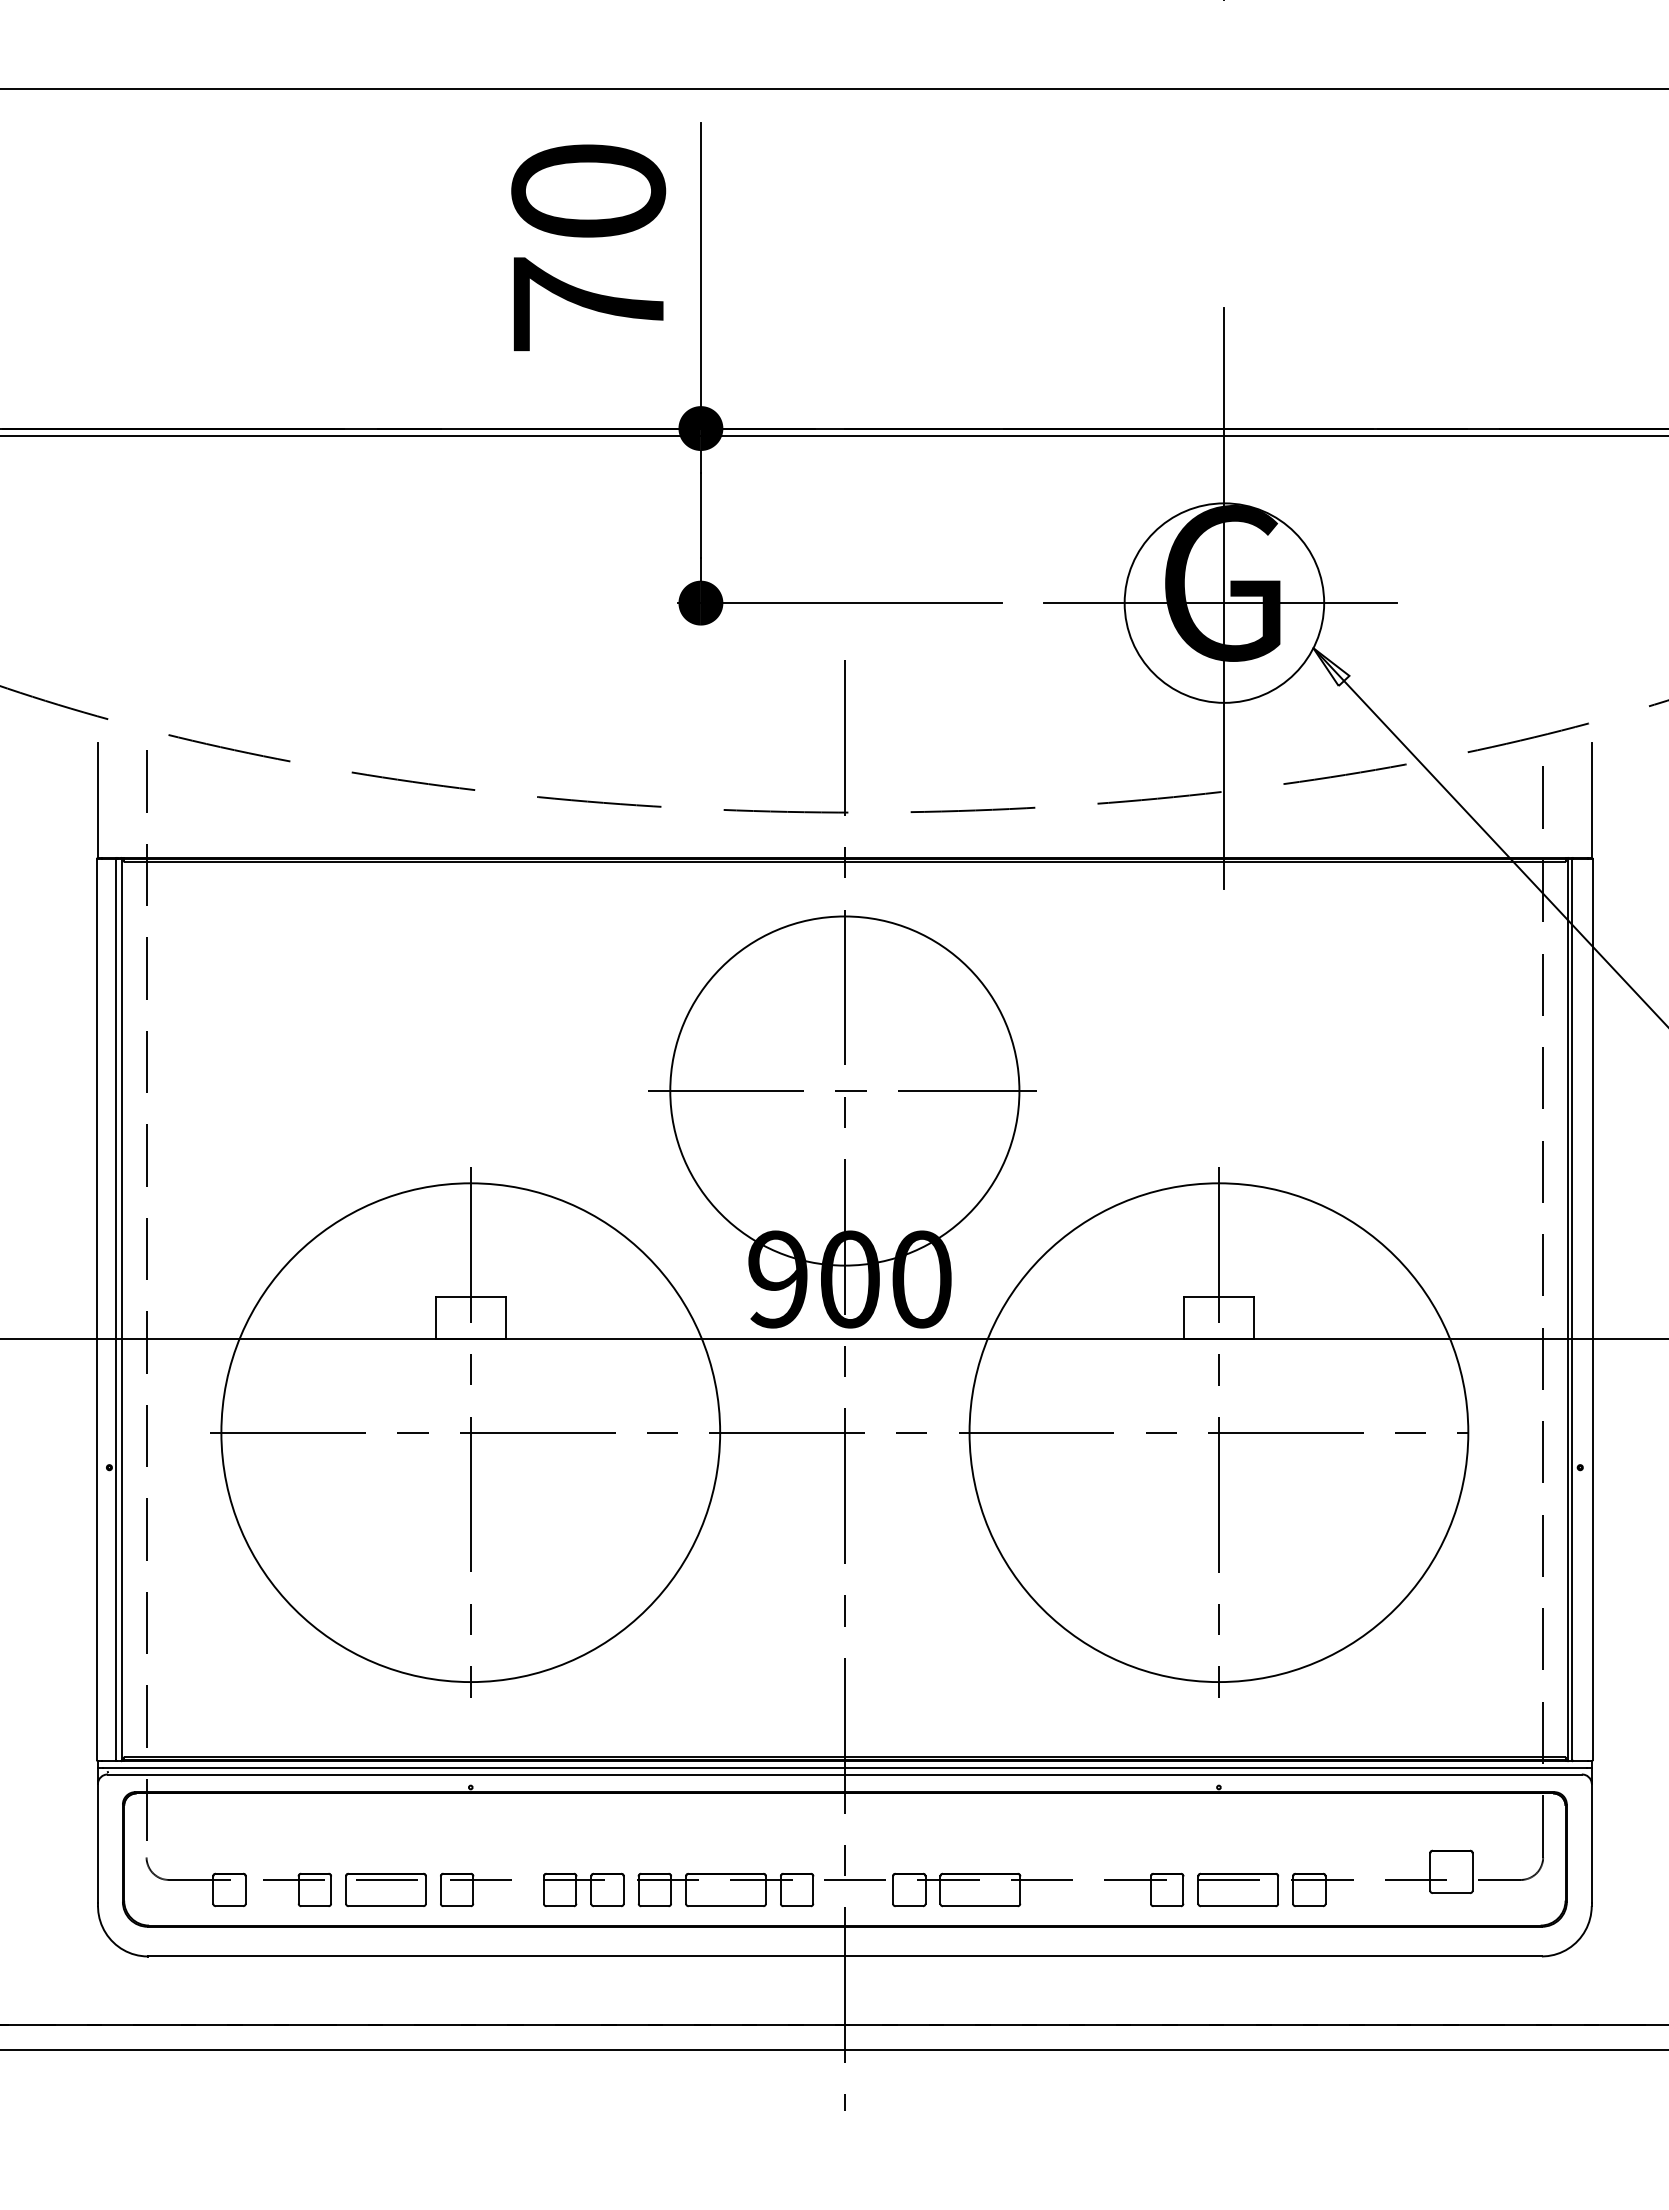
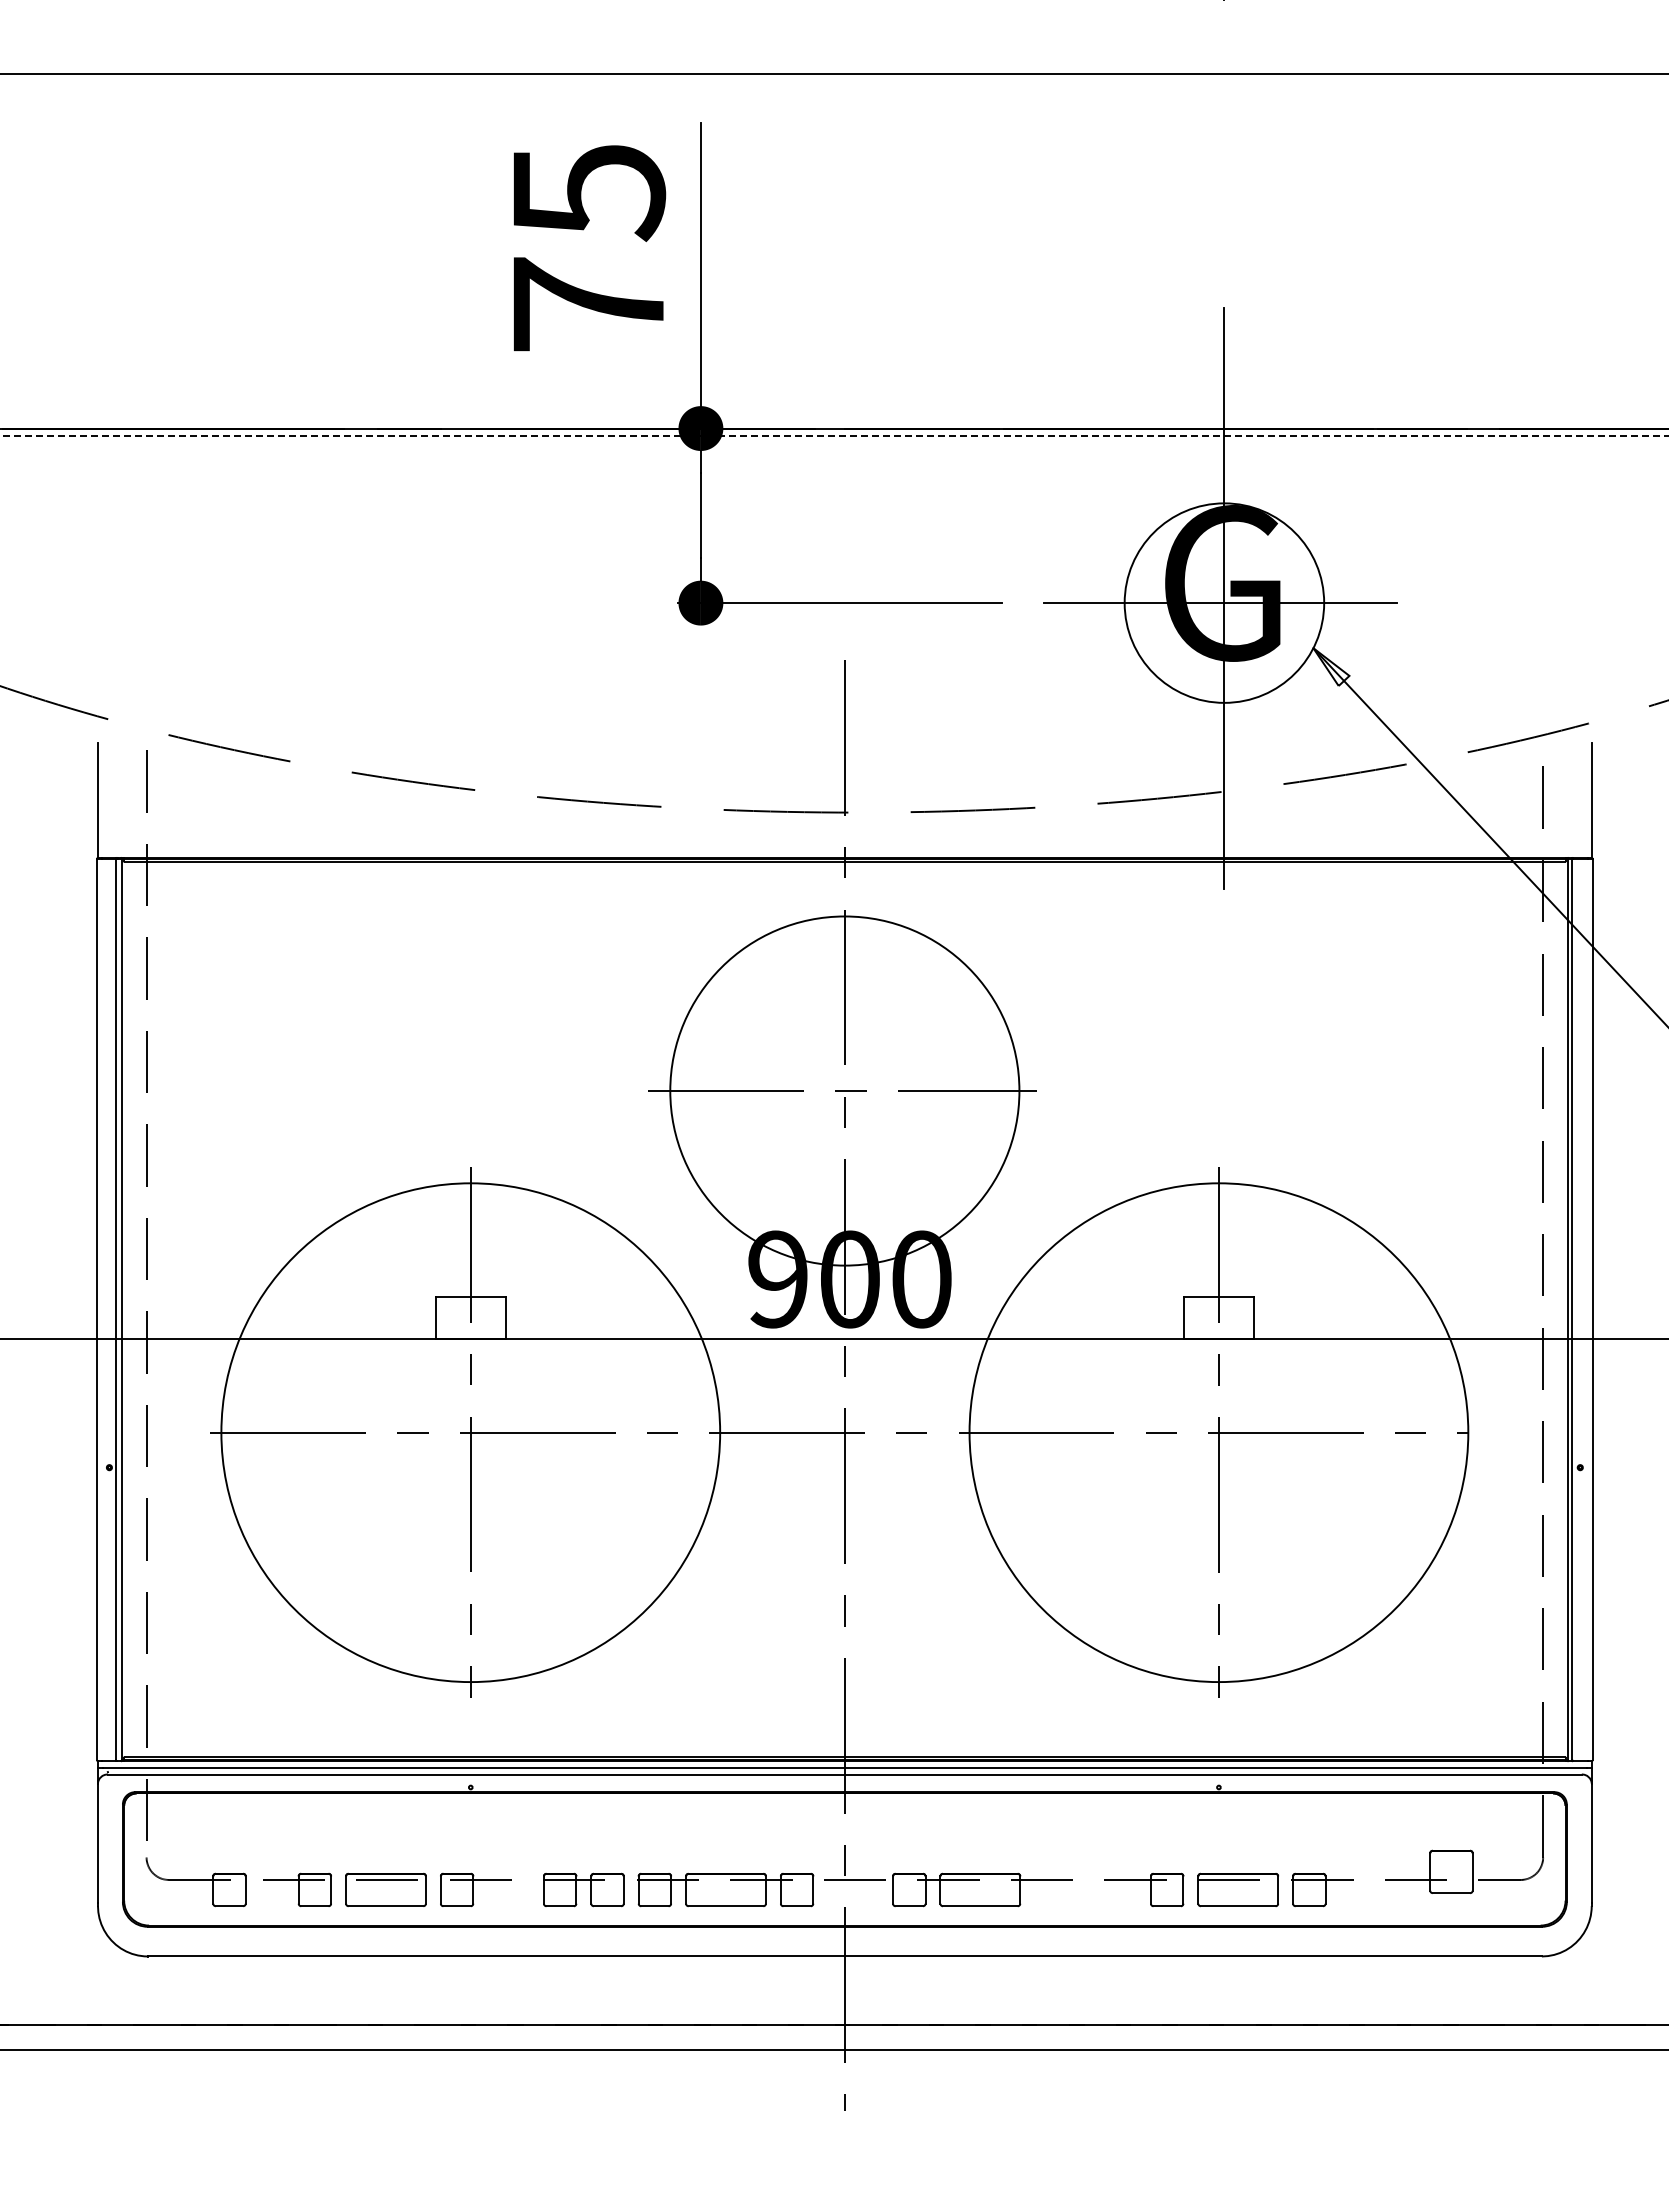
line position: (833, 89) -> (833, 74) (833, 74)
text: 70 -> 75 (588, 193)
line: solid -> dashed (834, 436)
